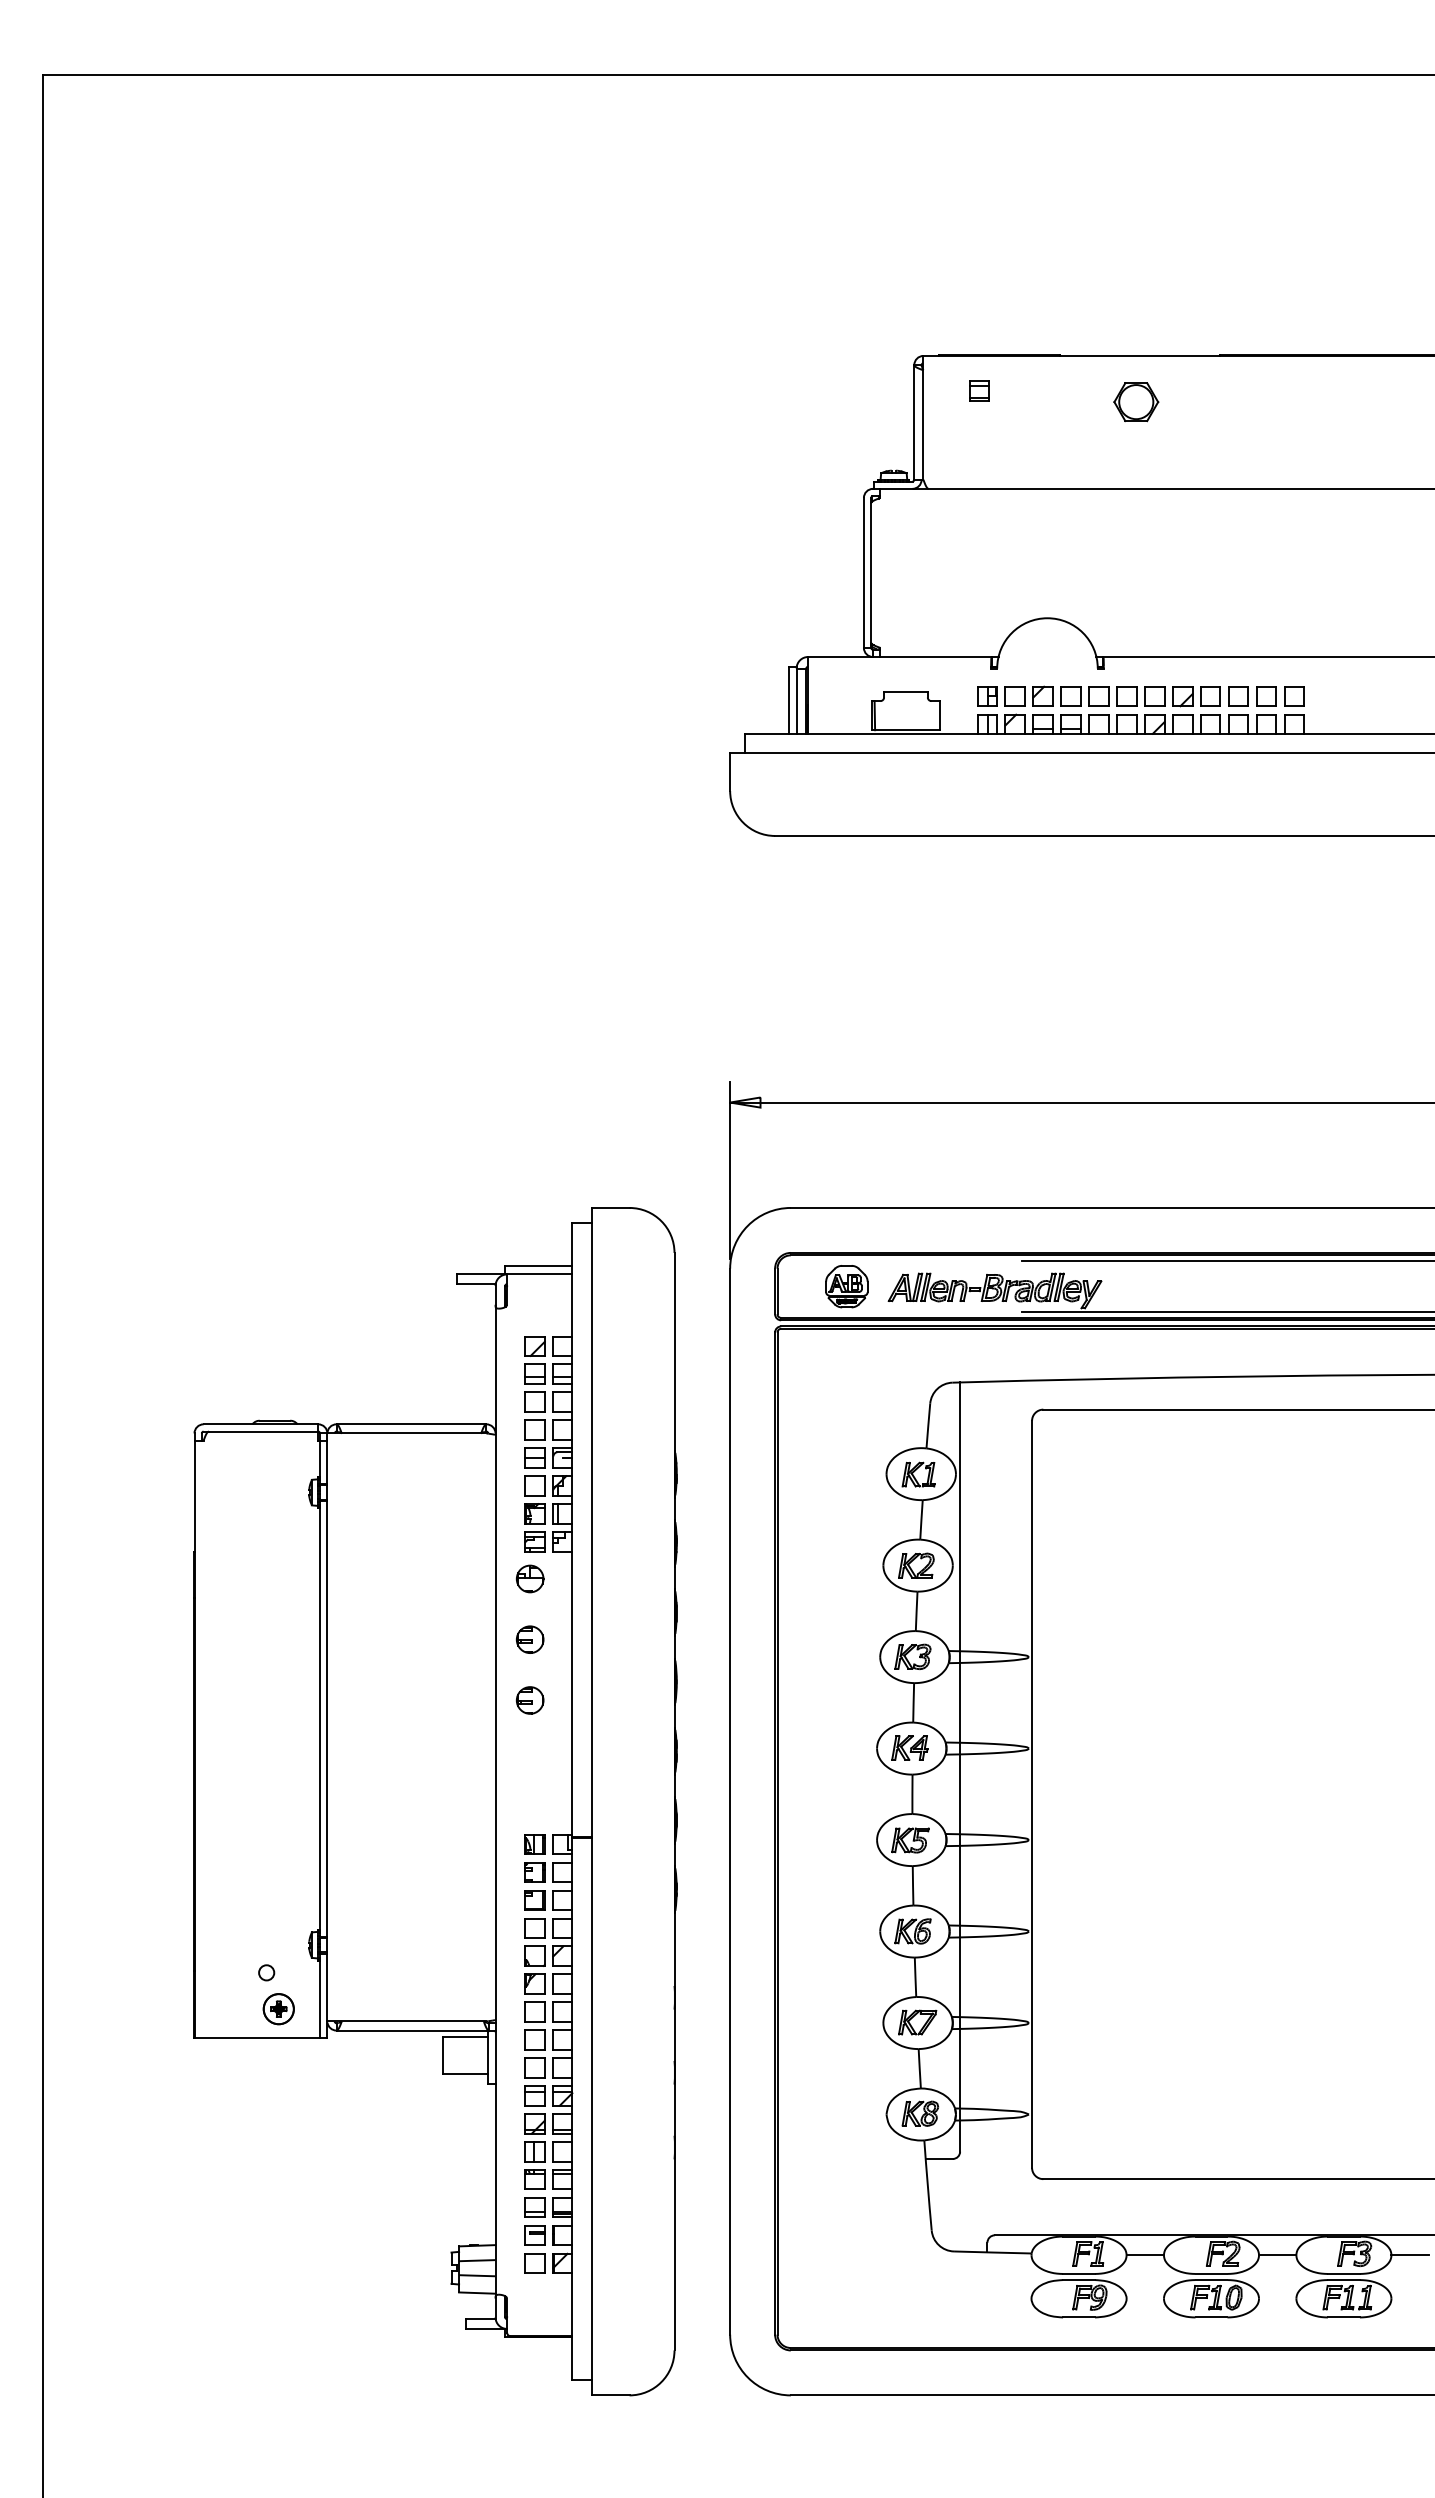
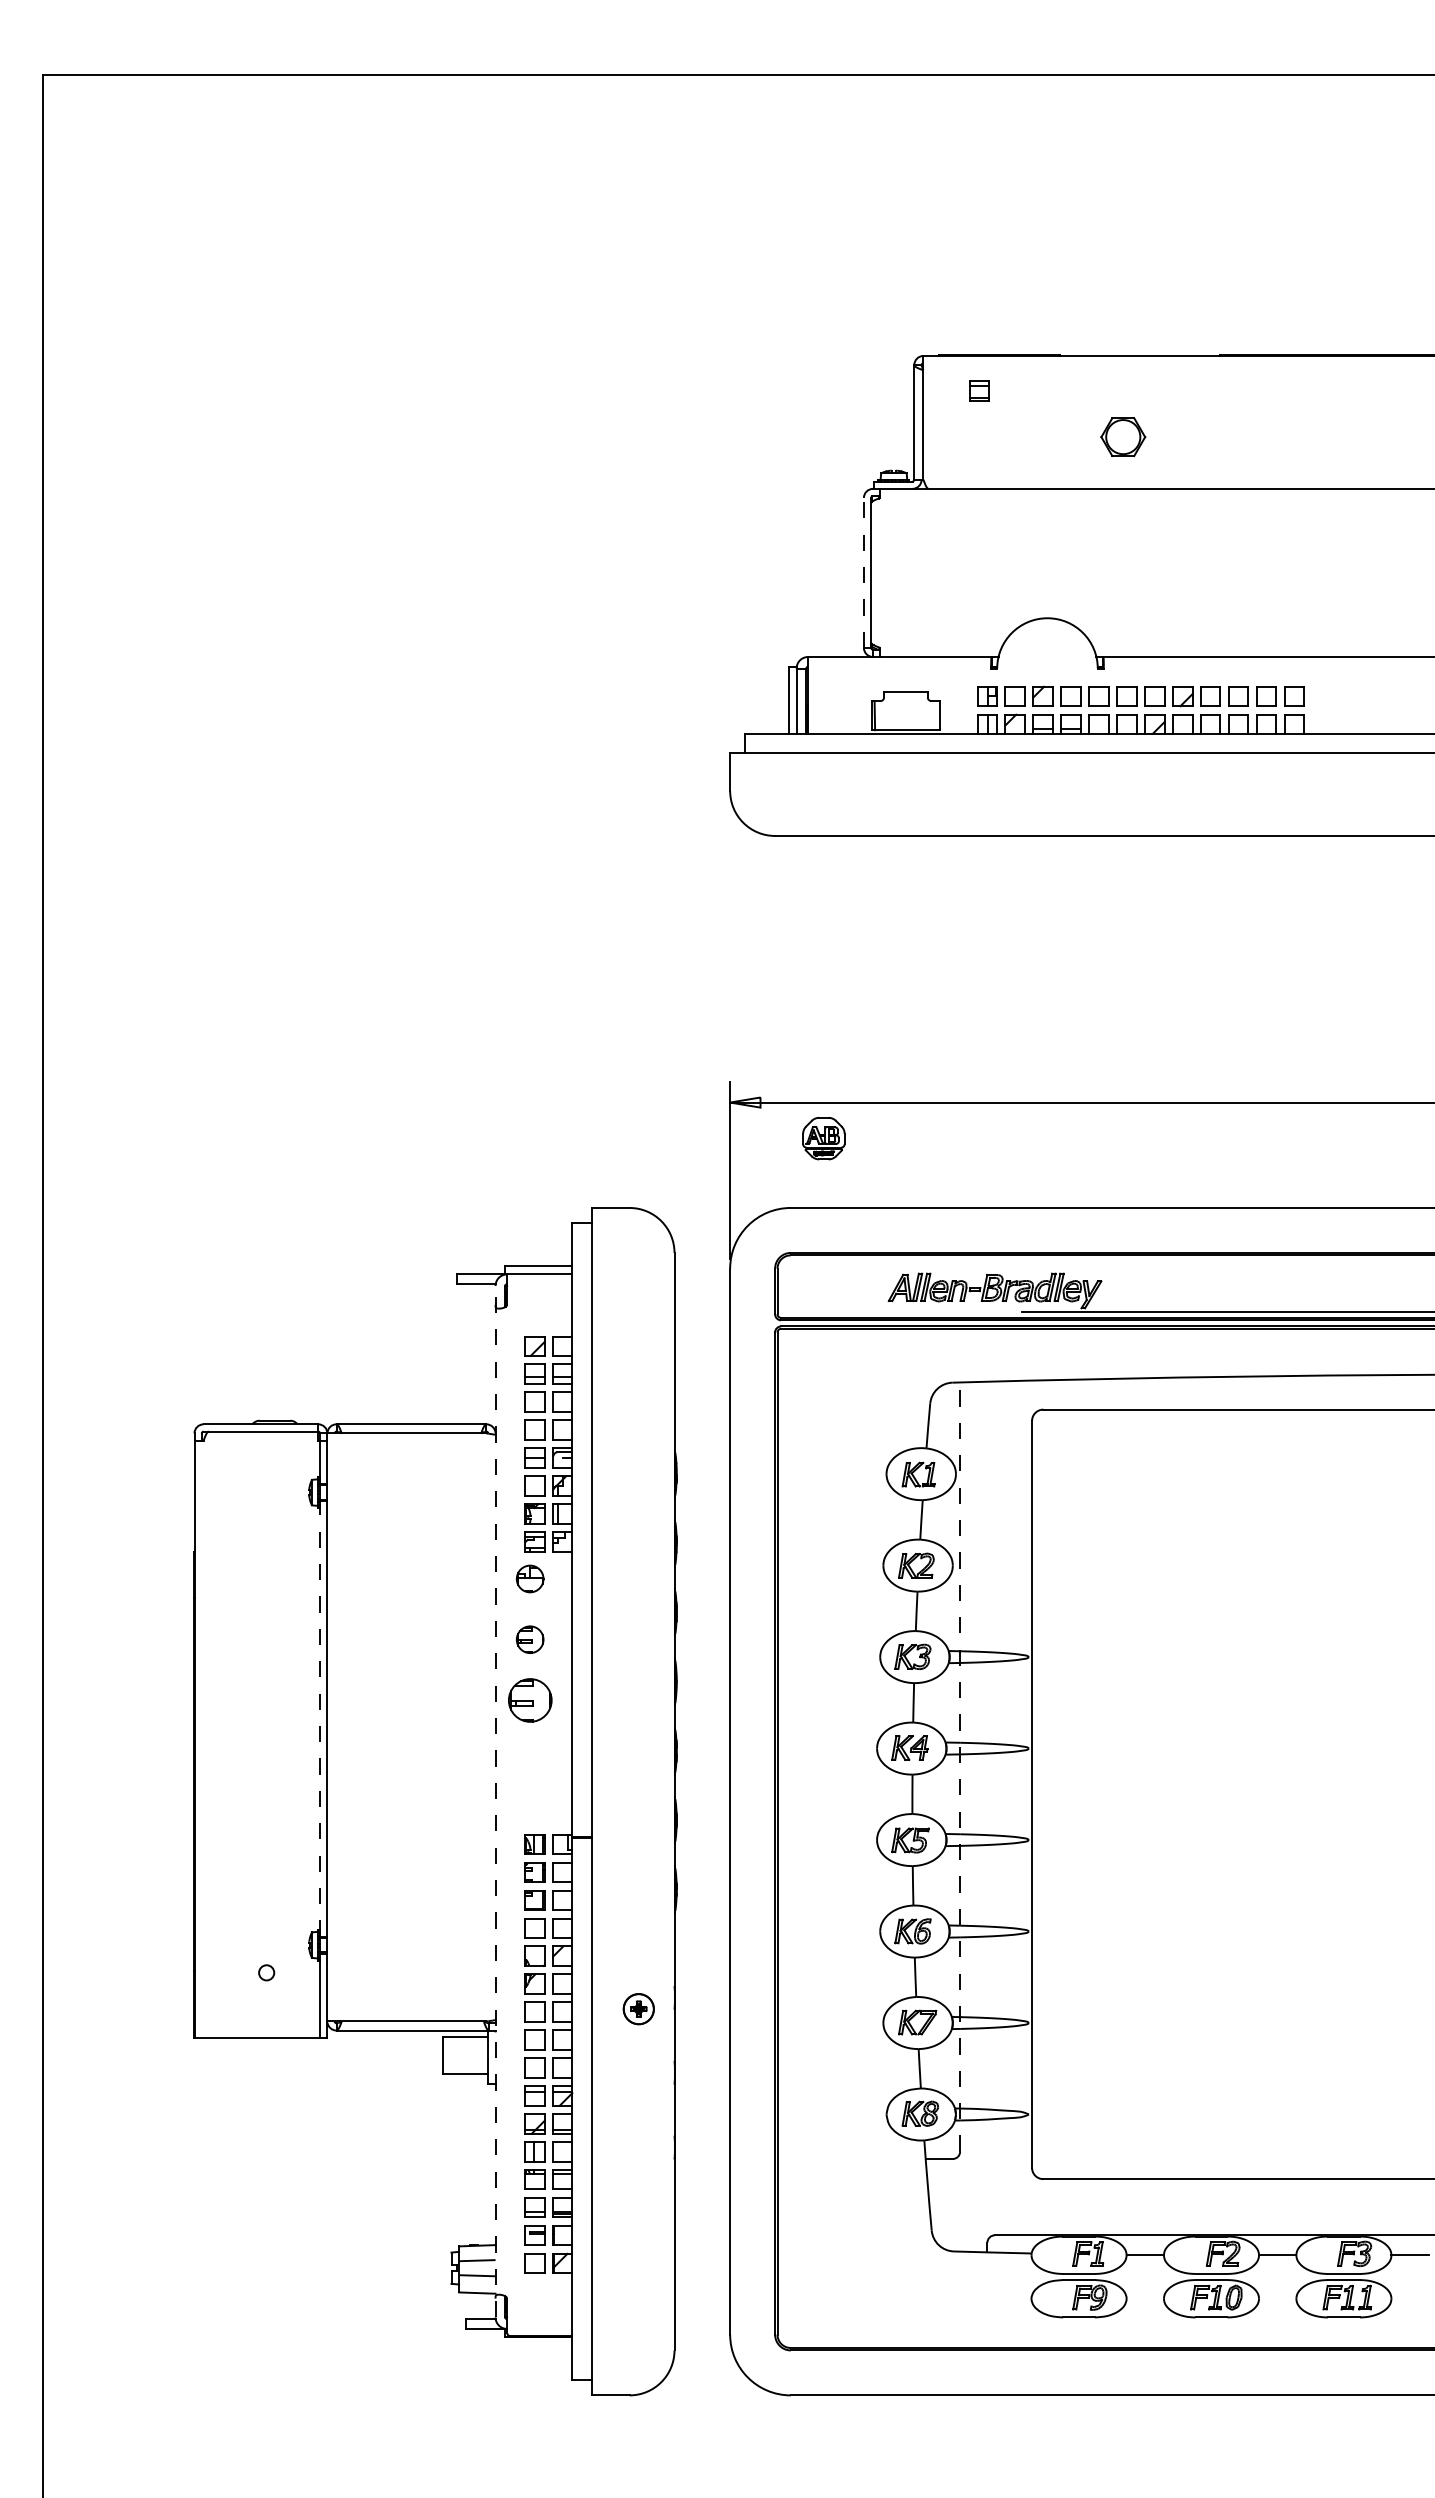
part position: (1136, 402) -> (1123, 437) (1123, 437)
line: solid -> dashed (863, 572)
line: present -> none (1226, 1261)
part position: (846, 1286) -> (823, 1138) (823, 1138)
part size: 30x29 px -> 45x45 px (530, 1700)
line: solid -> dashed (320, 1718)
line: solid -> dashed (960, 1767)
line: solid -> dashed (495, 1801)
part position: (278, 2009) -> (638, 2009) (638, 2009)
